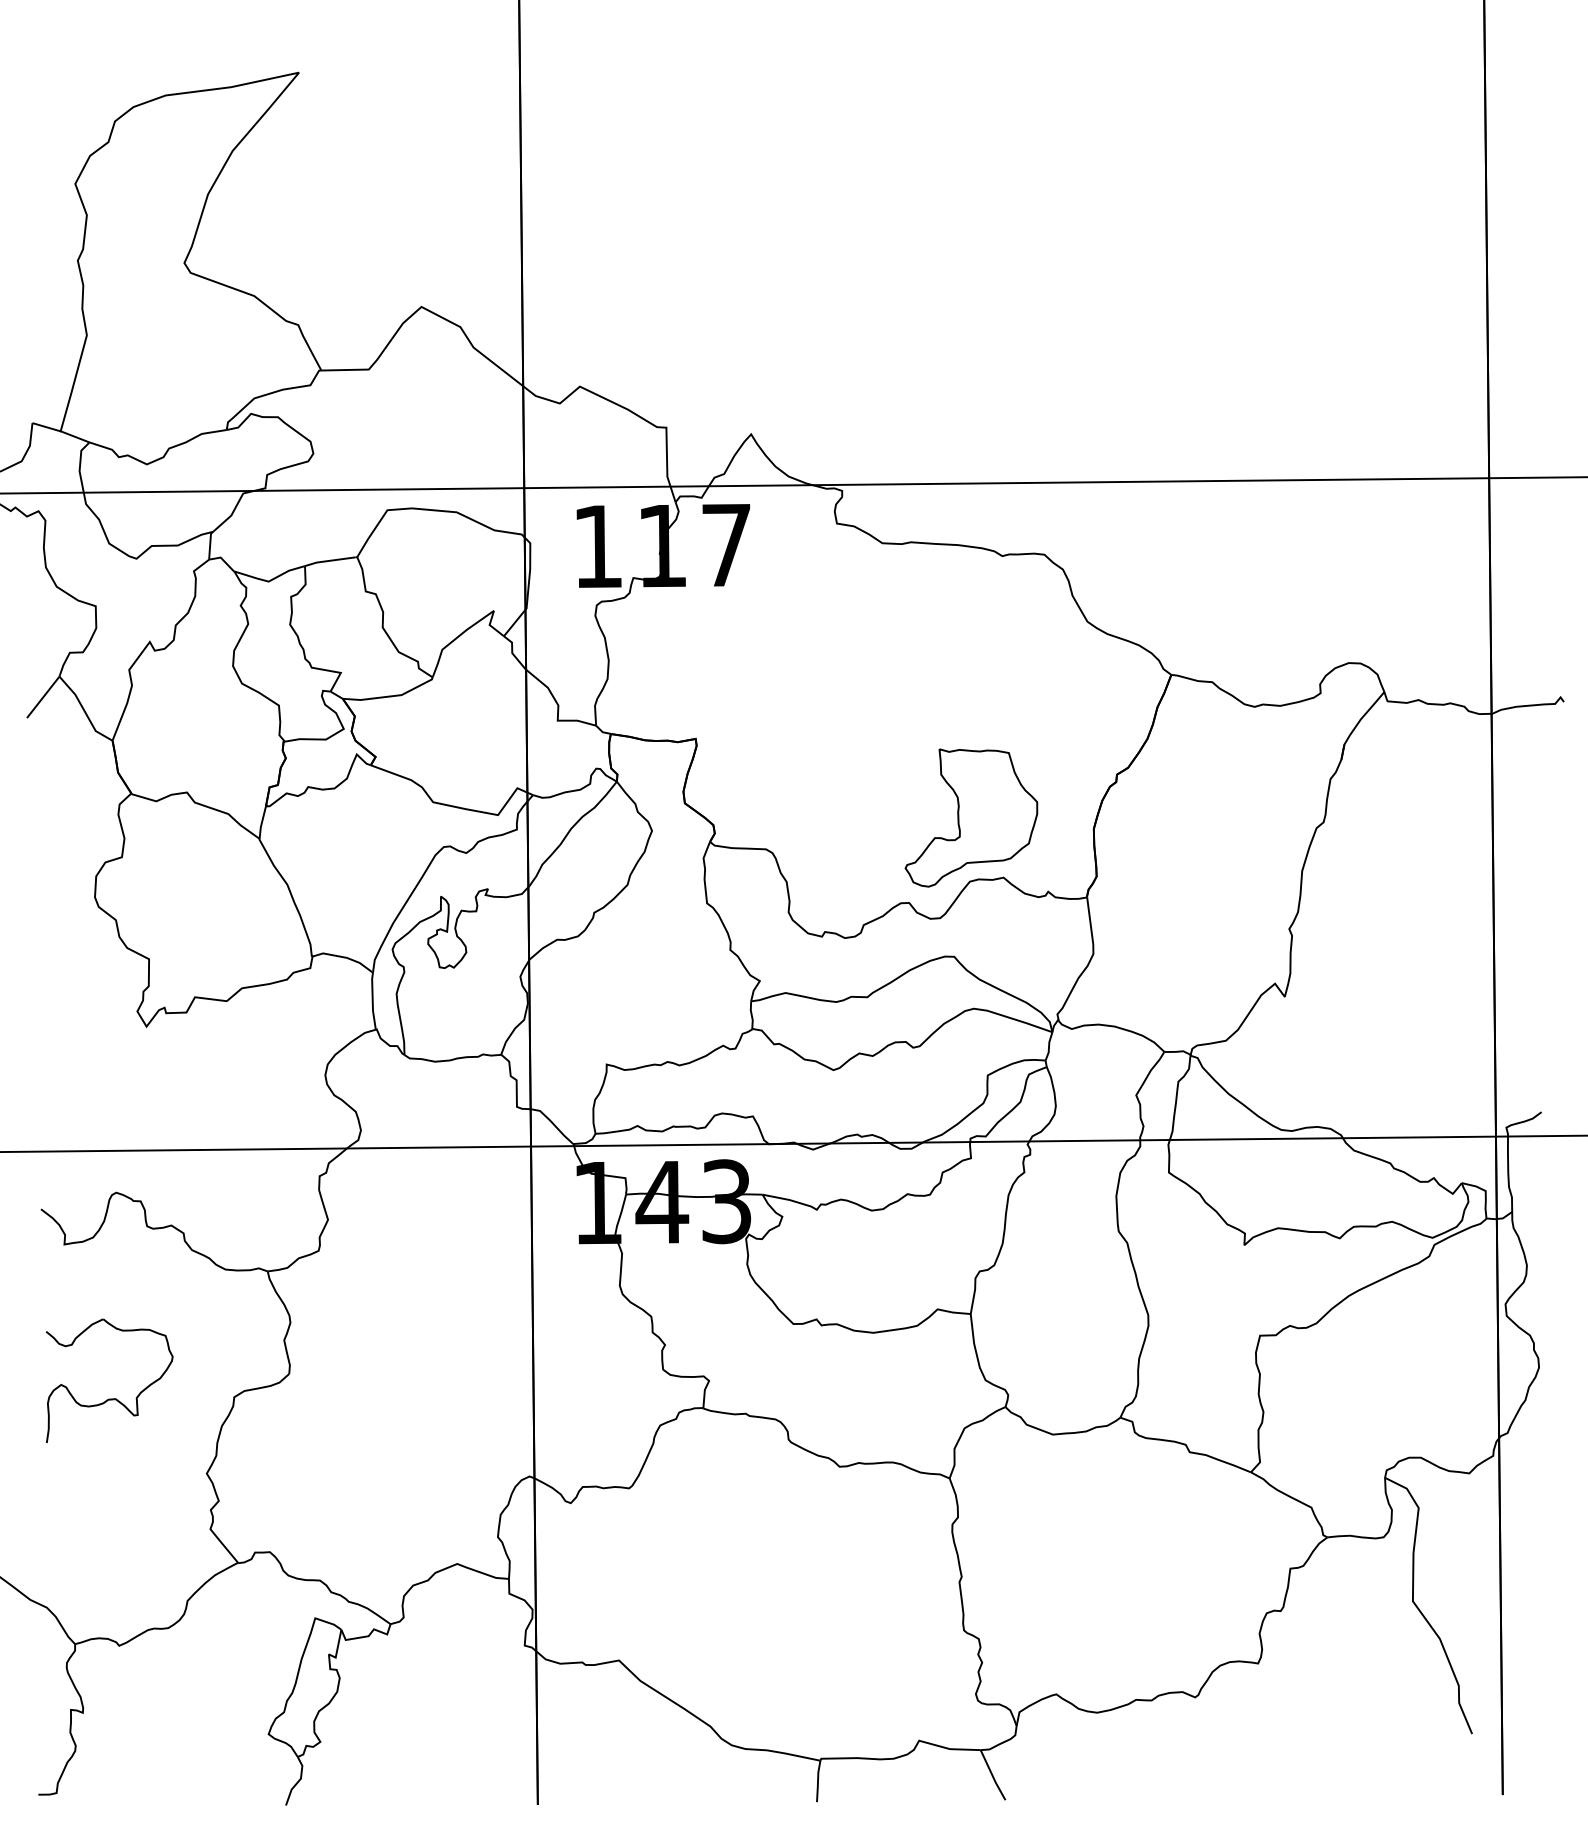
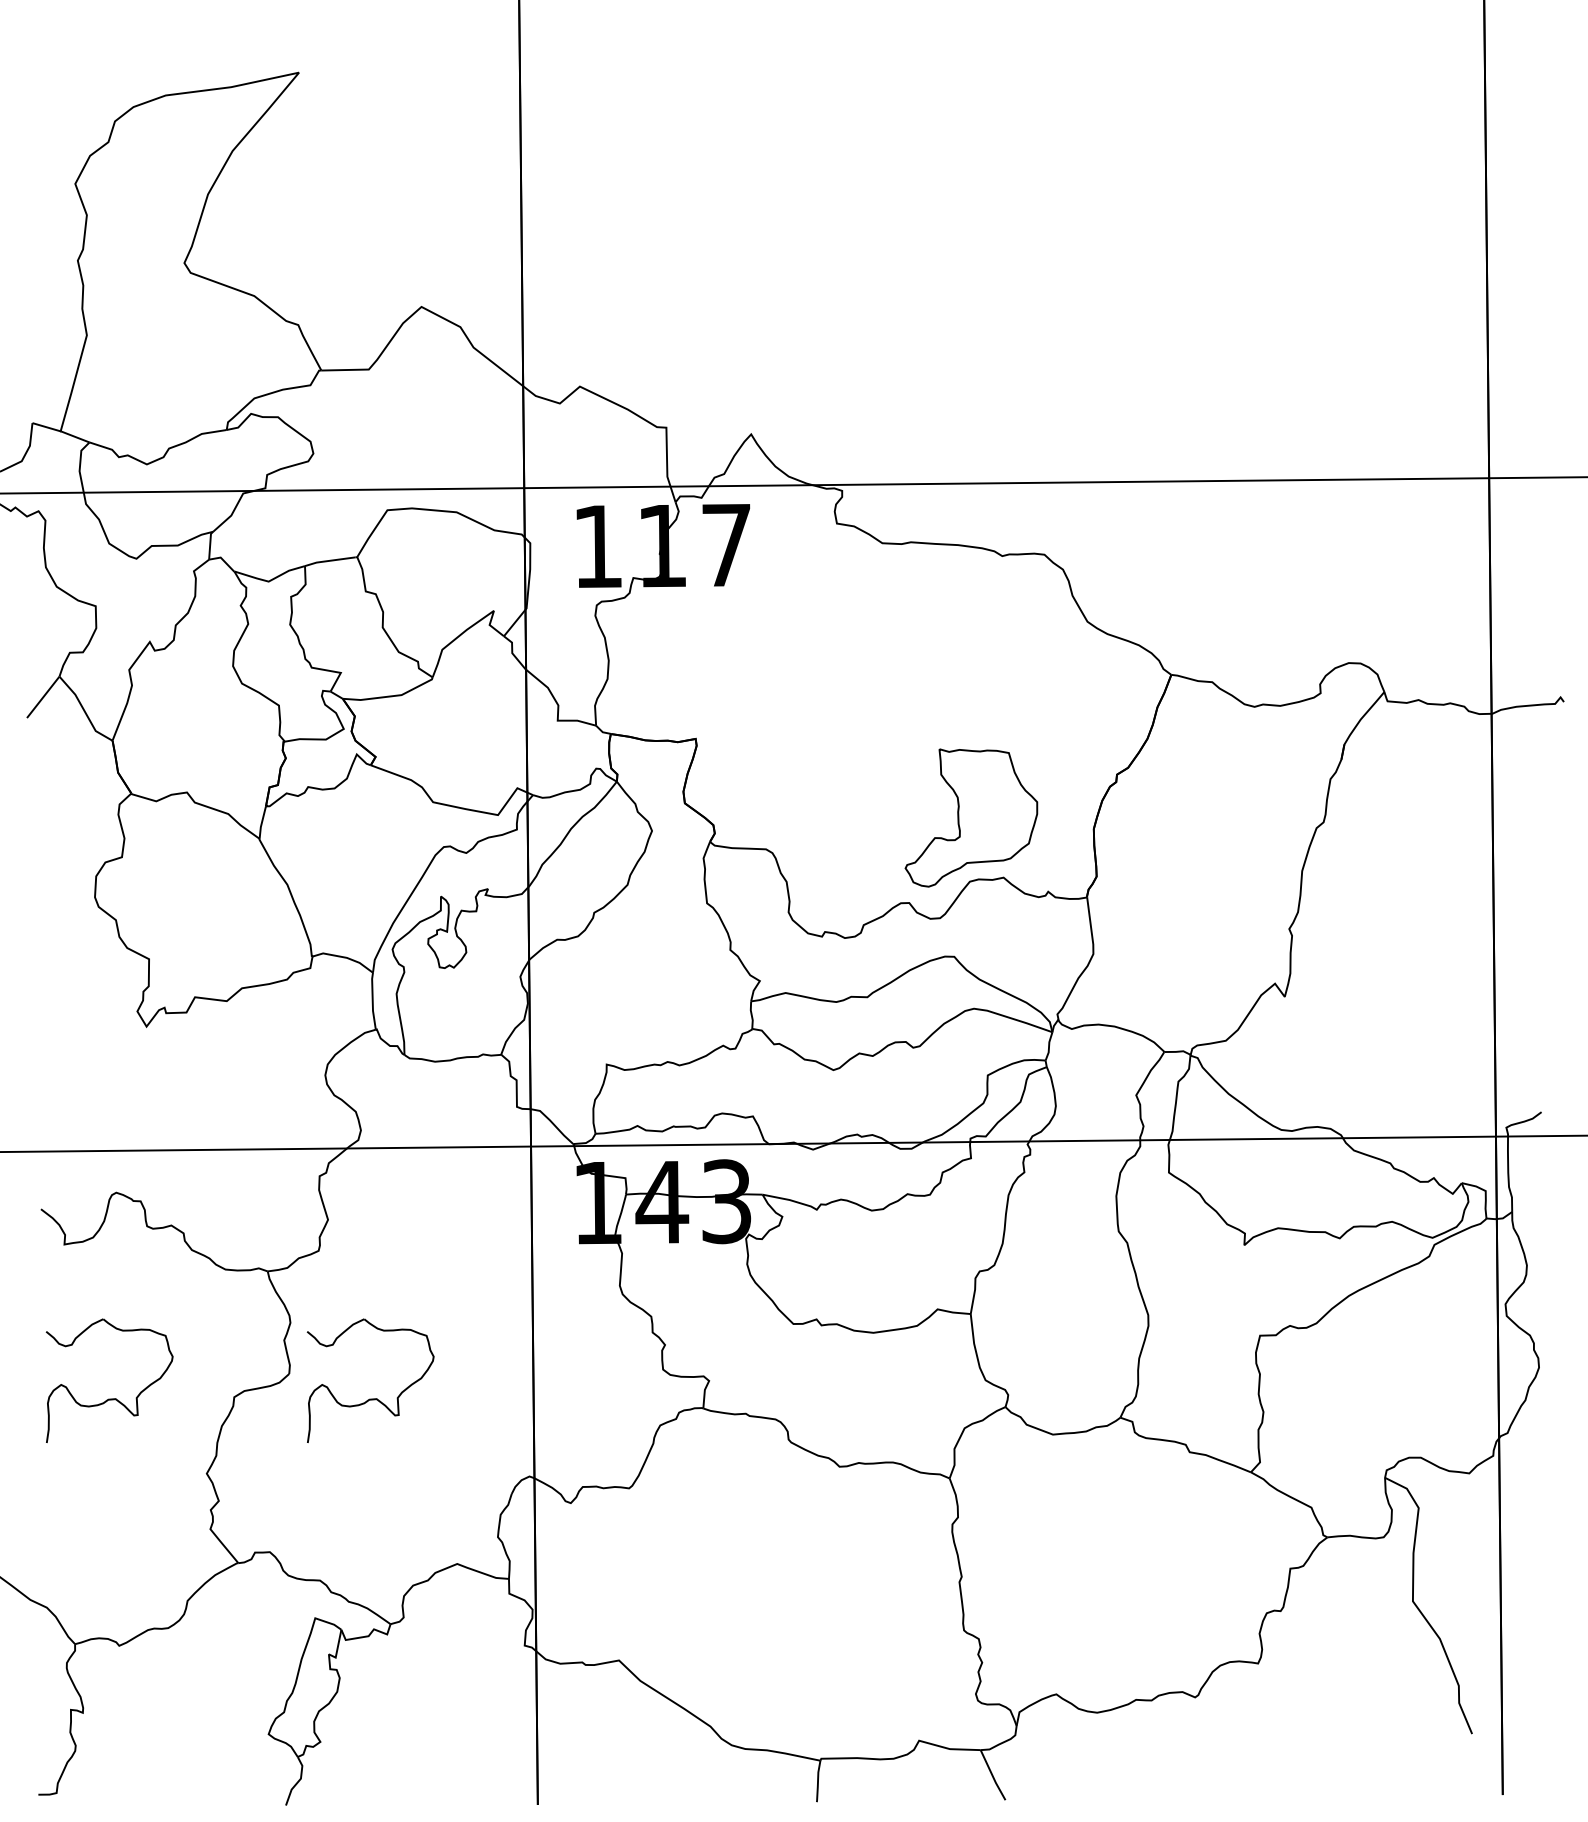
part: none -> present (370, 1398)
